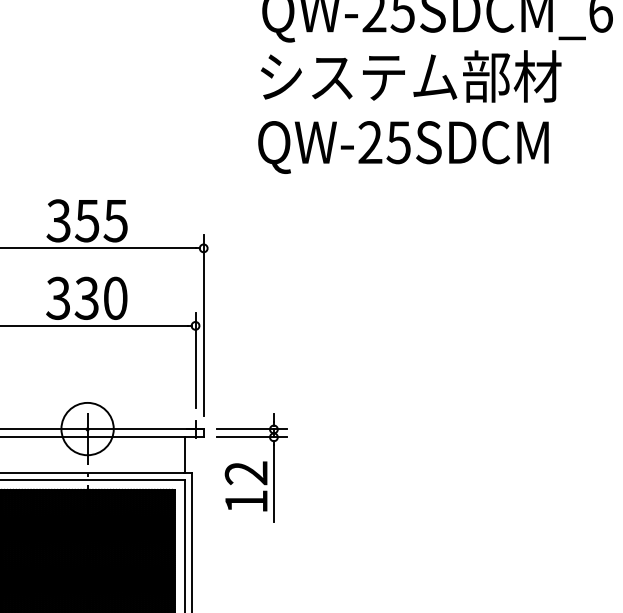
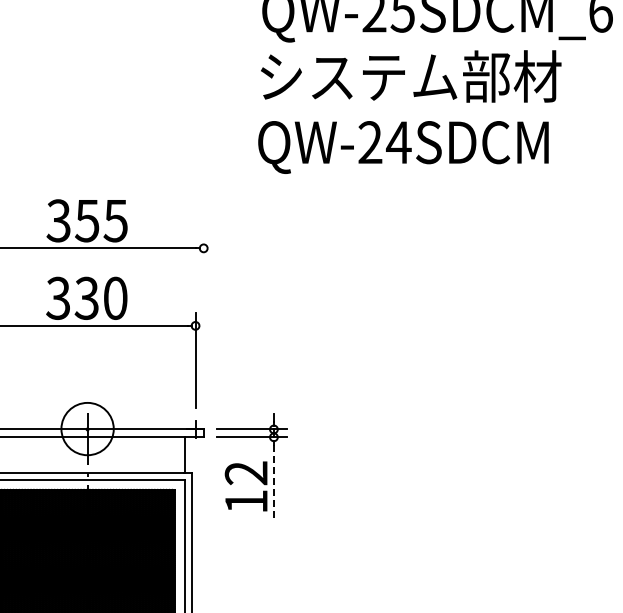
text: QW-25SDCM -> QW-24SDCM (398, 142)
line: present -> none (203, 325)
line: solid -> dashed (273, 483)
